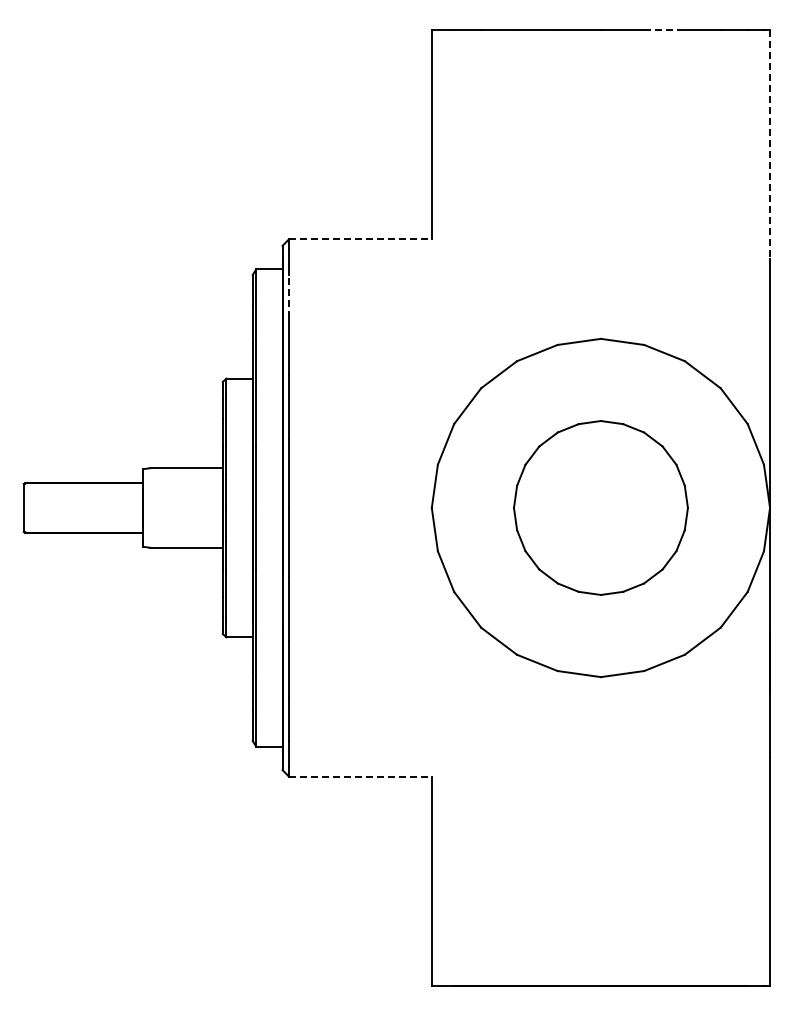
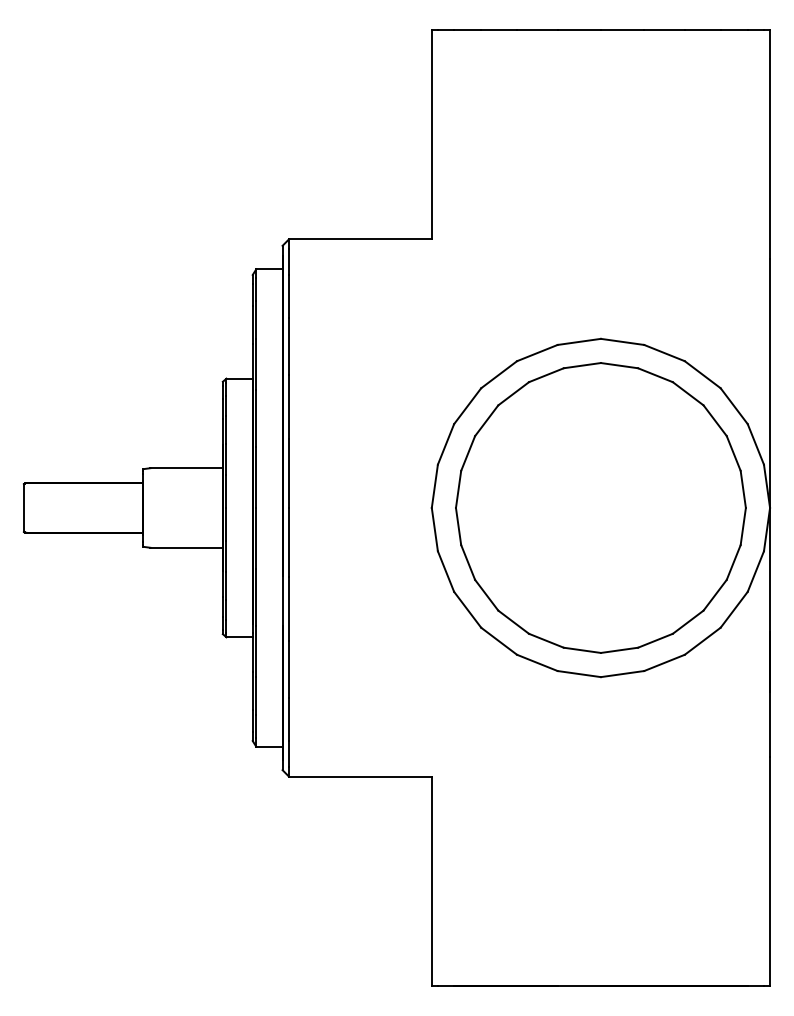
line: dashed -> solid (665, 30)
line: dashed -> solid (770, 145)
line: dashed -> solid (360, 239)
line: dashed -> solid (288, 295)
part size: 176x176 px -> 292x292 px (600, 507)
line: dashed -> solid (360, 776)
